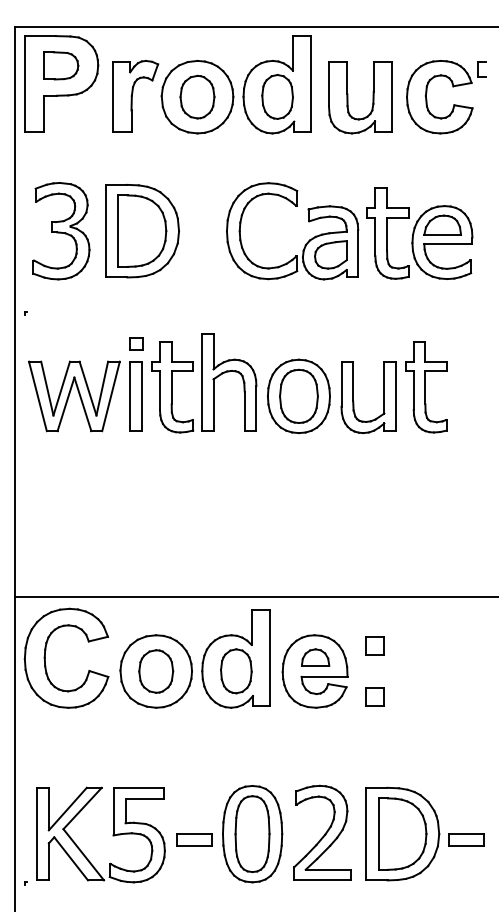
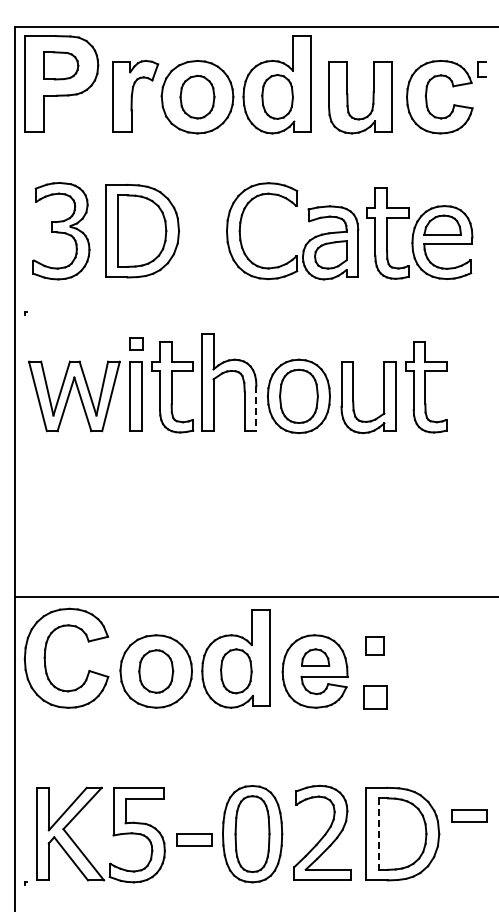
line: solid -> dashed (256, 408)
part size: 20x20 px -> 25x25 px (375, 697)
line: solid -> dashed (378, 834)
part position: (466, 839) -> (469, 815) (469, 815)
